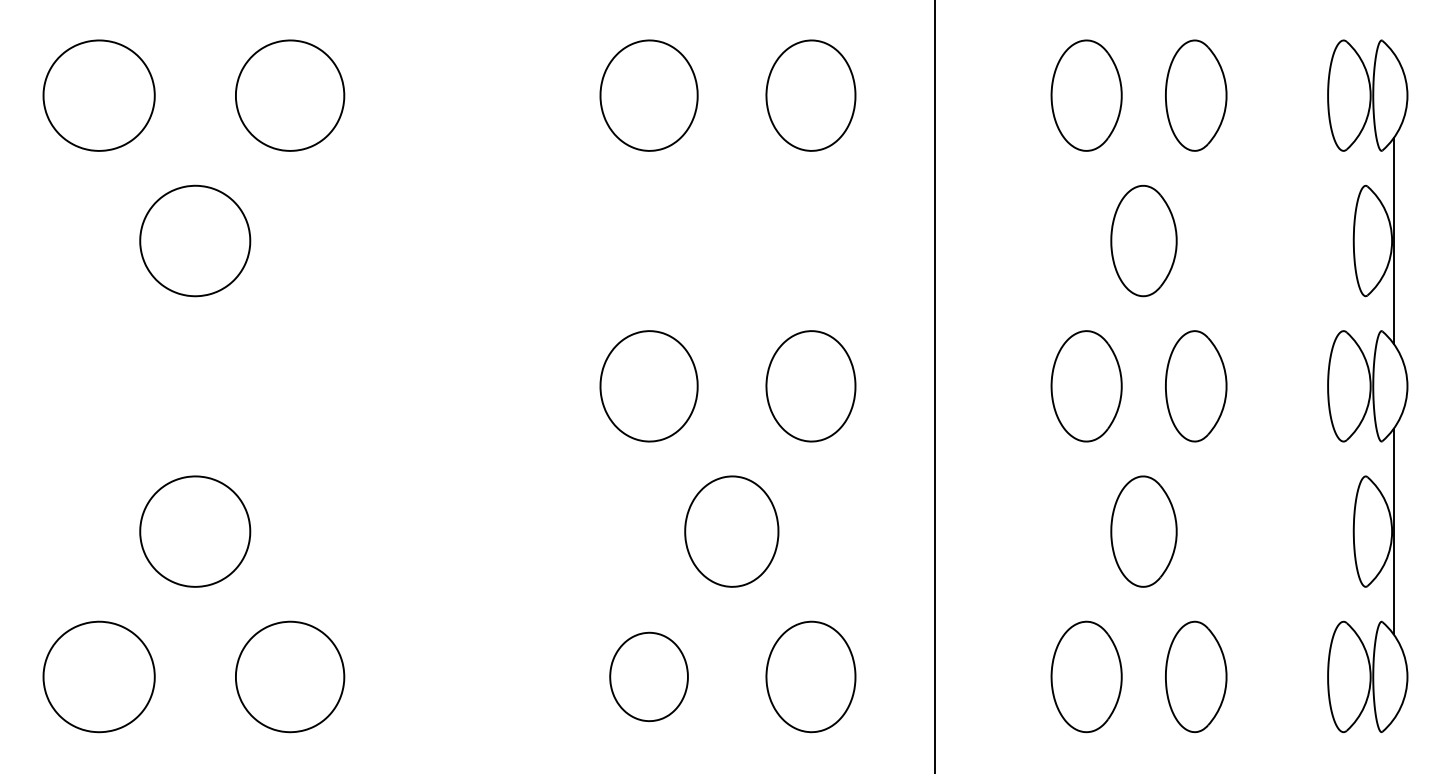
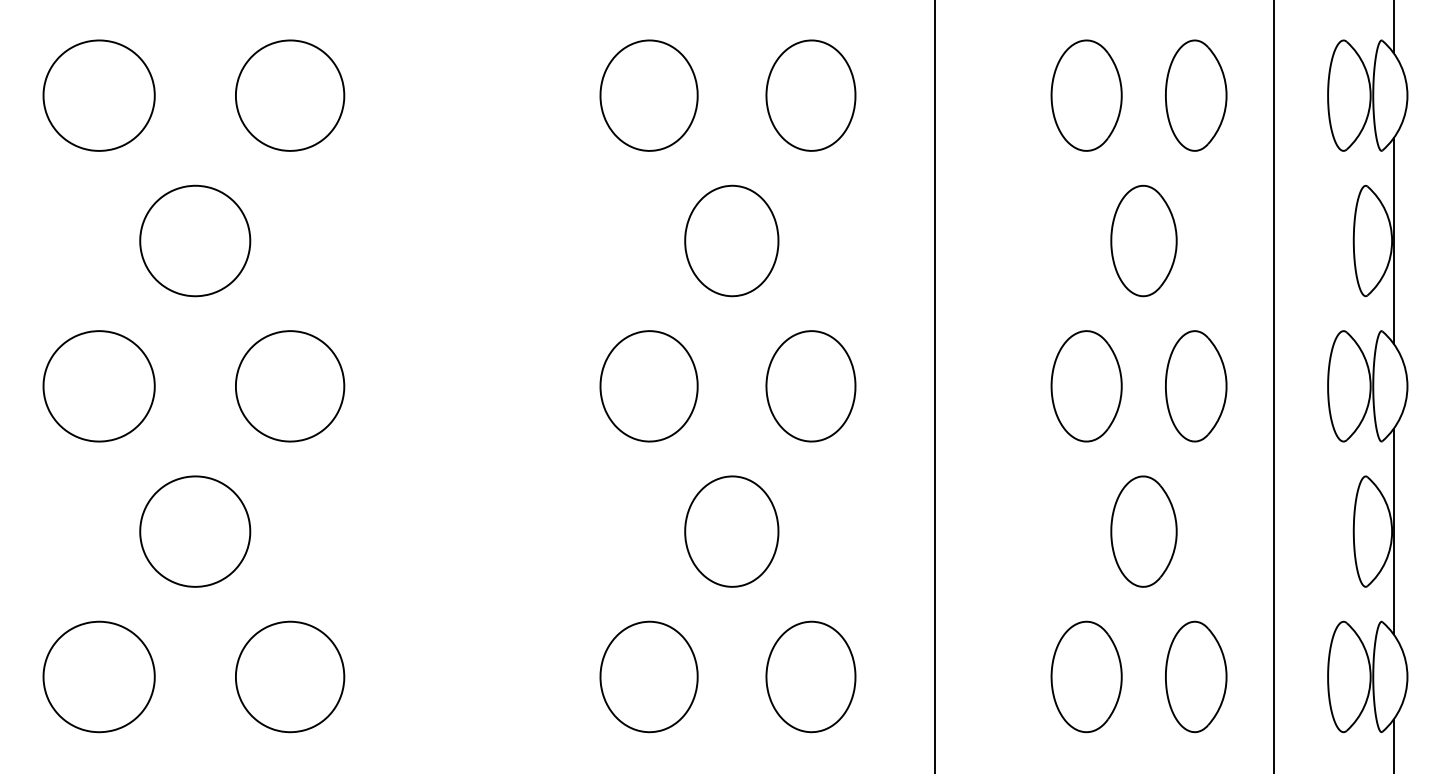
line: none -> present (1393, 27)
part: none -> present (731, 240)
part: none -> present (98, 386)
part: none -> present (290, 386)
line: none -> present (1273, 386)
part size: 80x91 px -> 100x114 px (648, 676)
line: none -> present (1393, 744)
